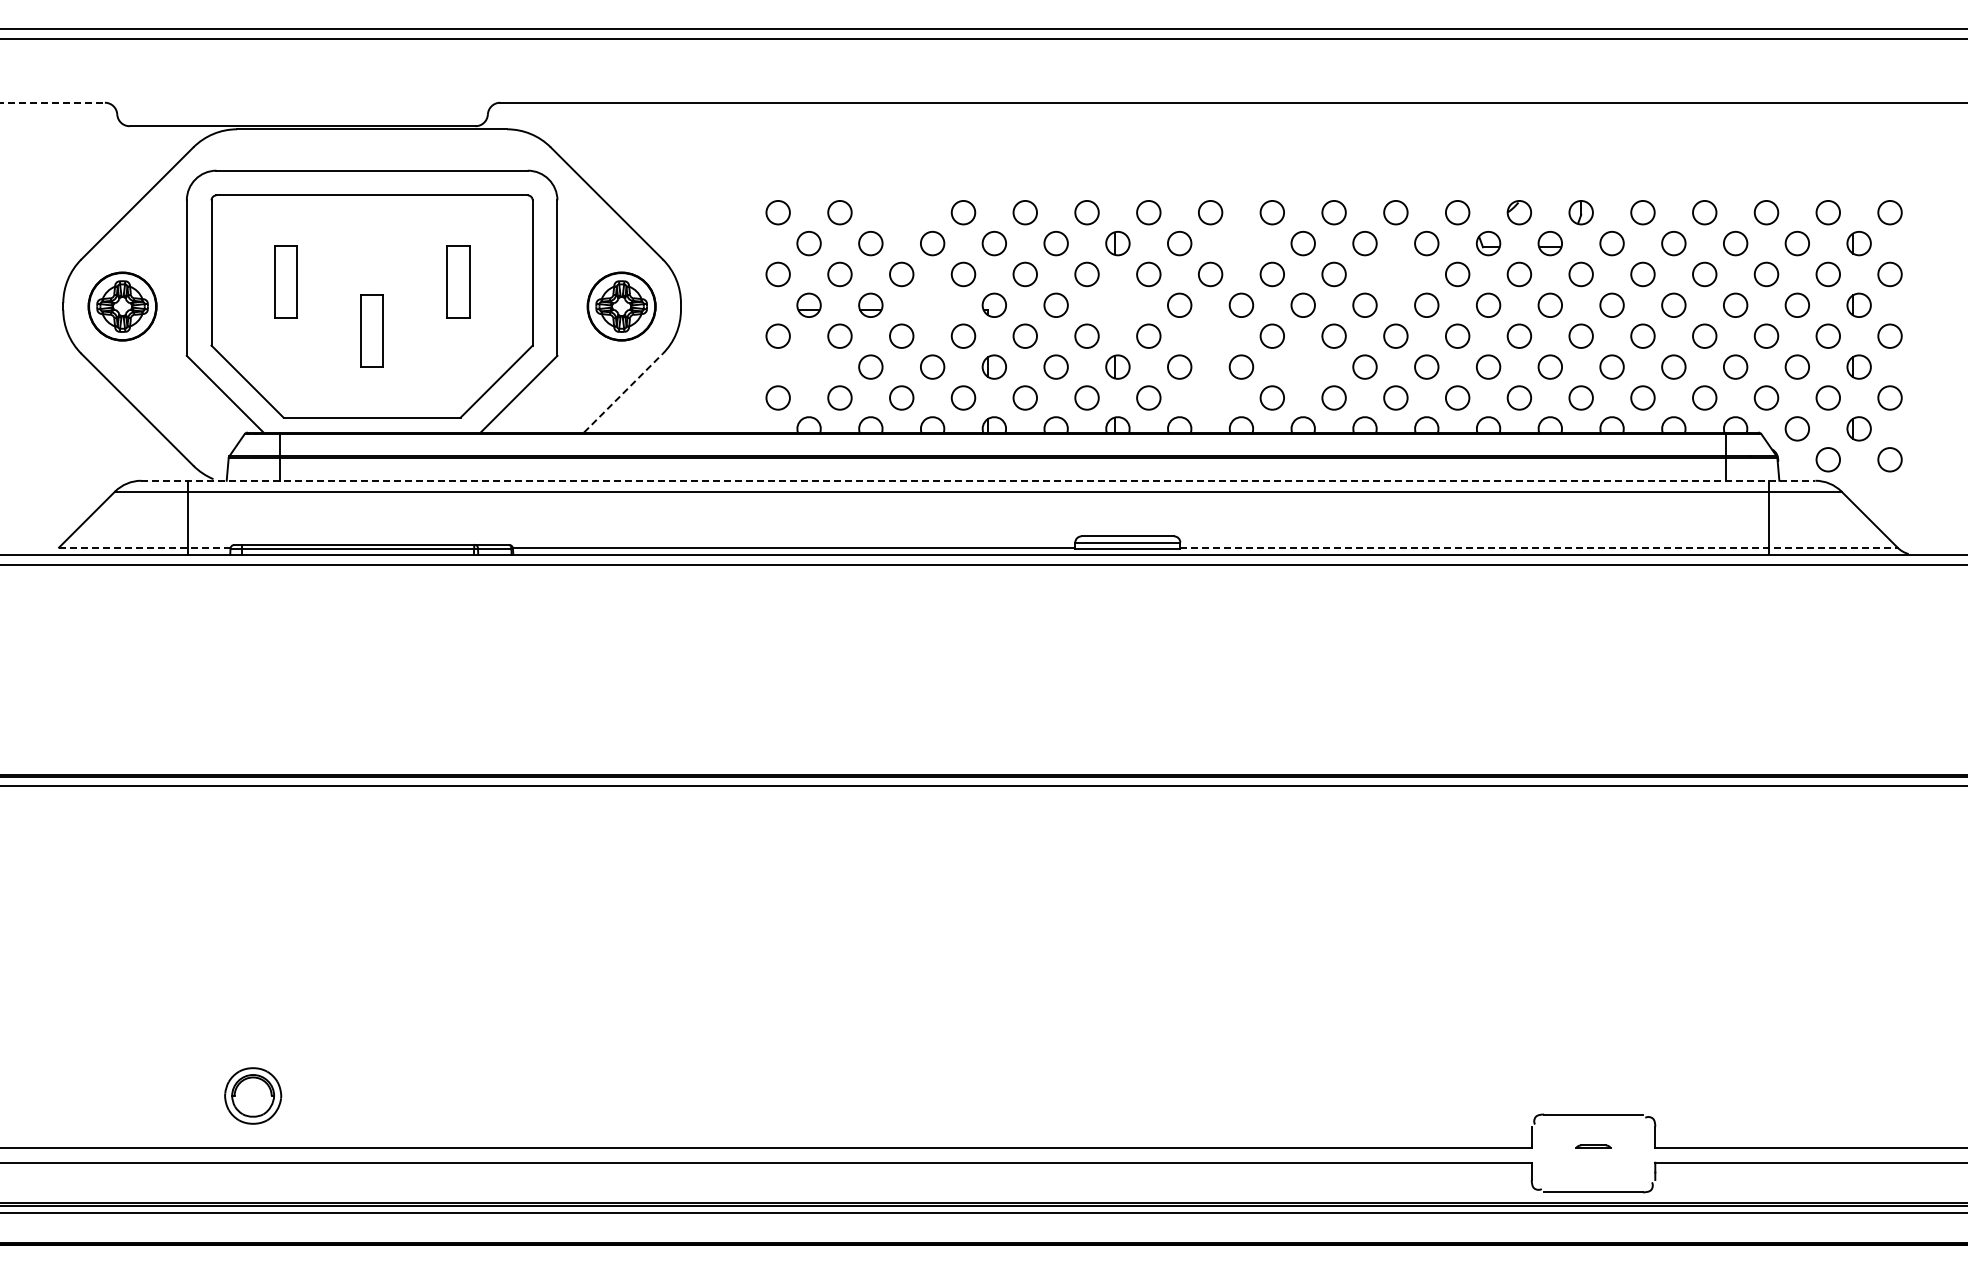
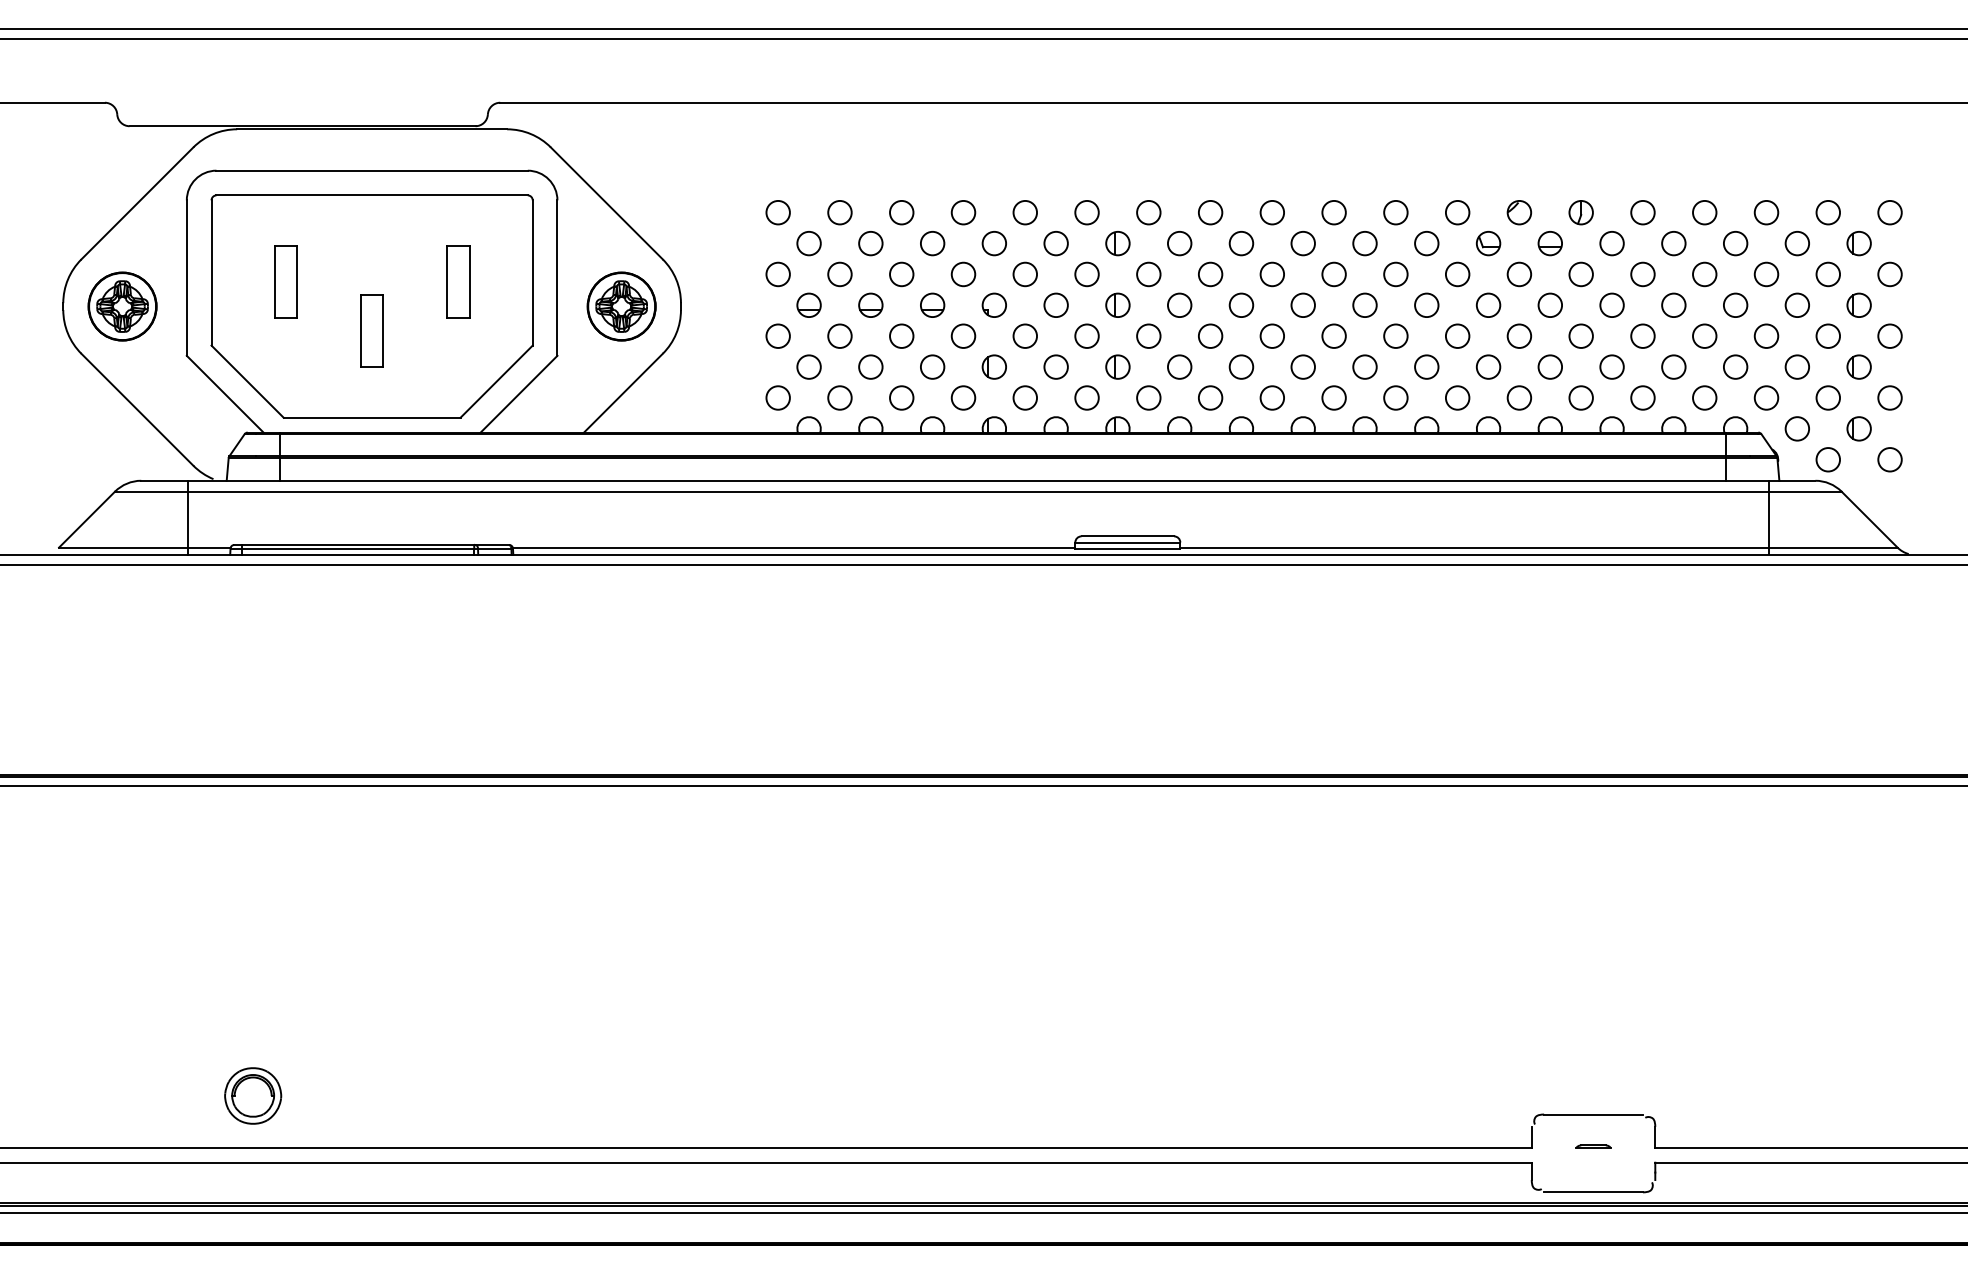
line: dashed -> solid (52, 102)
circle: none -> present (901, 212)
circle: none -> present (1241, 243)
circle: none -> present (1395, 274)
part: none -> present (932, 304)
part: none -> present (1117, 304)
circle: none -> present (1210, 335)
circle: none -> present (808, 366)
circle: none -> present (1302, 366)
line: dashed -> solid (623, 393)
circle: none -> present (1210, 397)
line: dashed -> solid (978, 480)
line: dashed -> solid (144, 547)
line: dashed -> solid (1538, 547)
